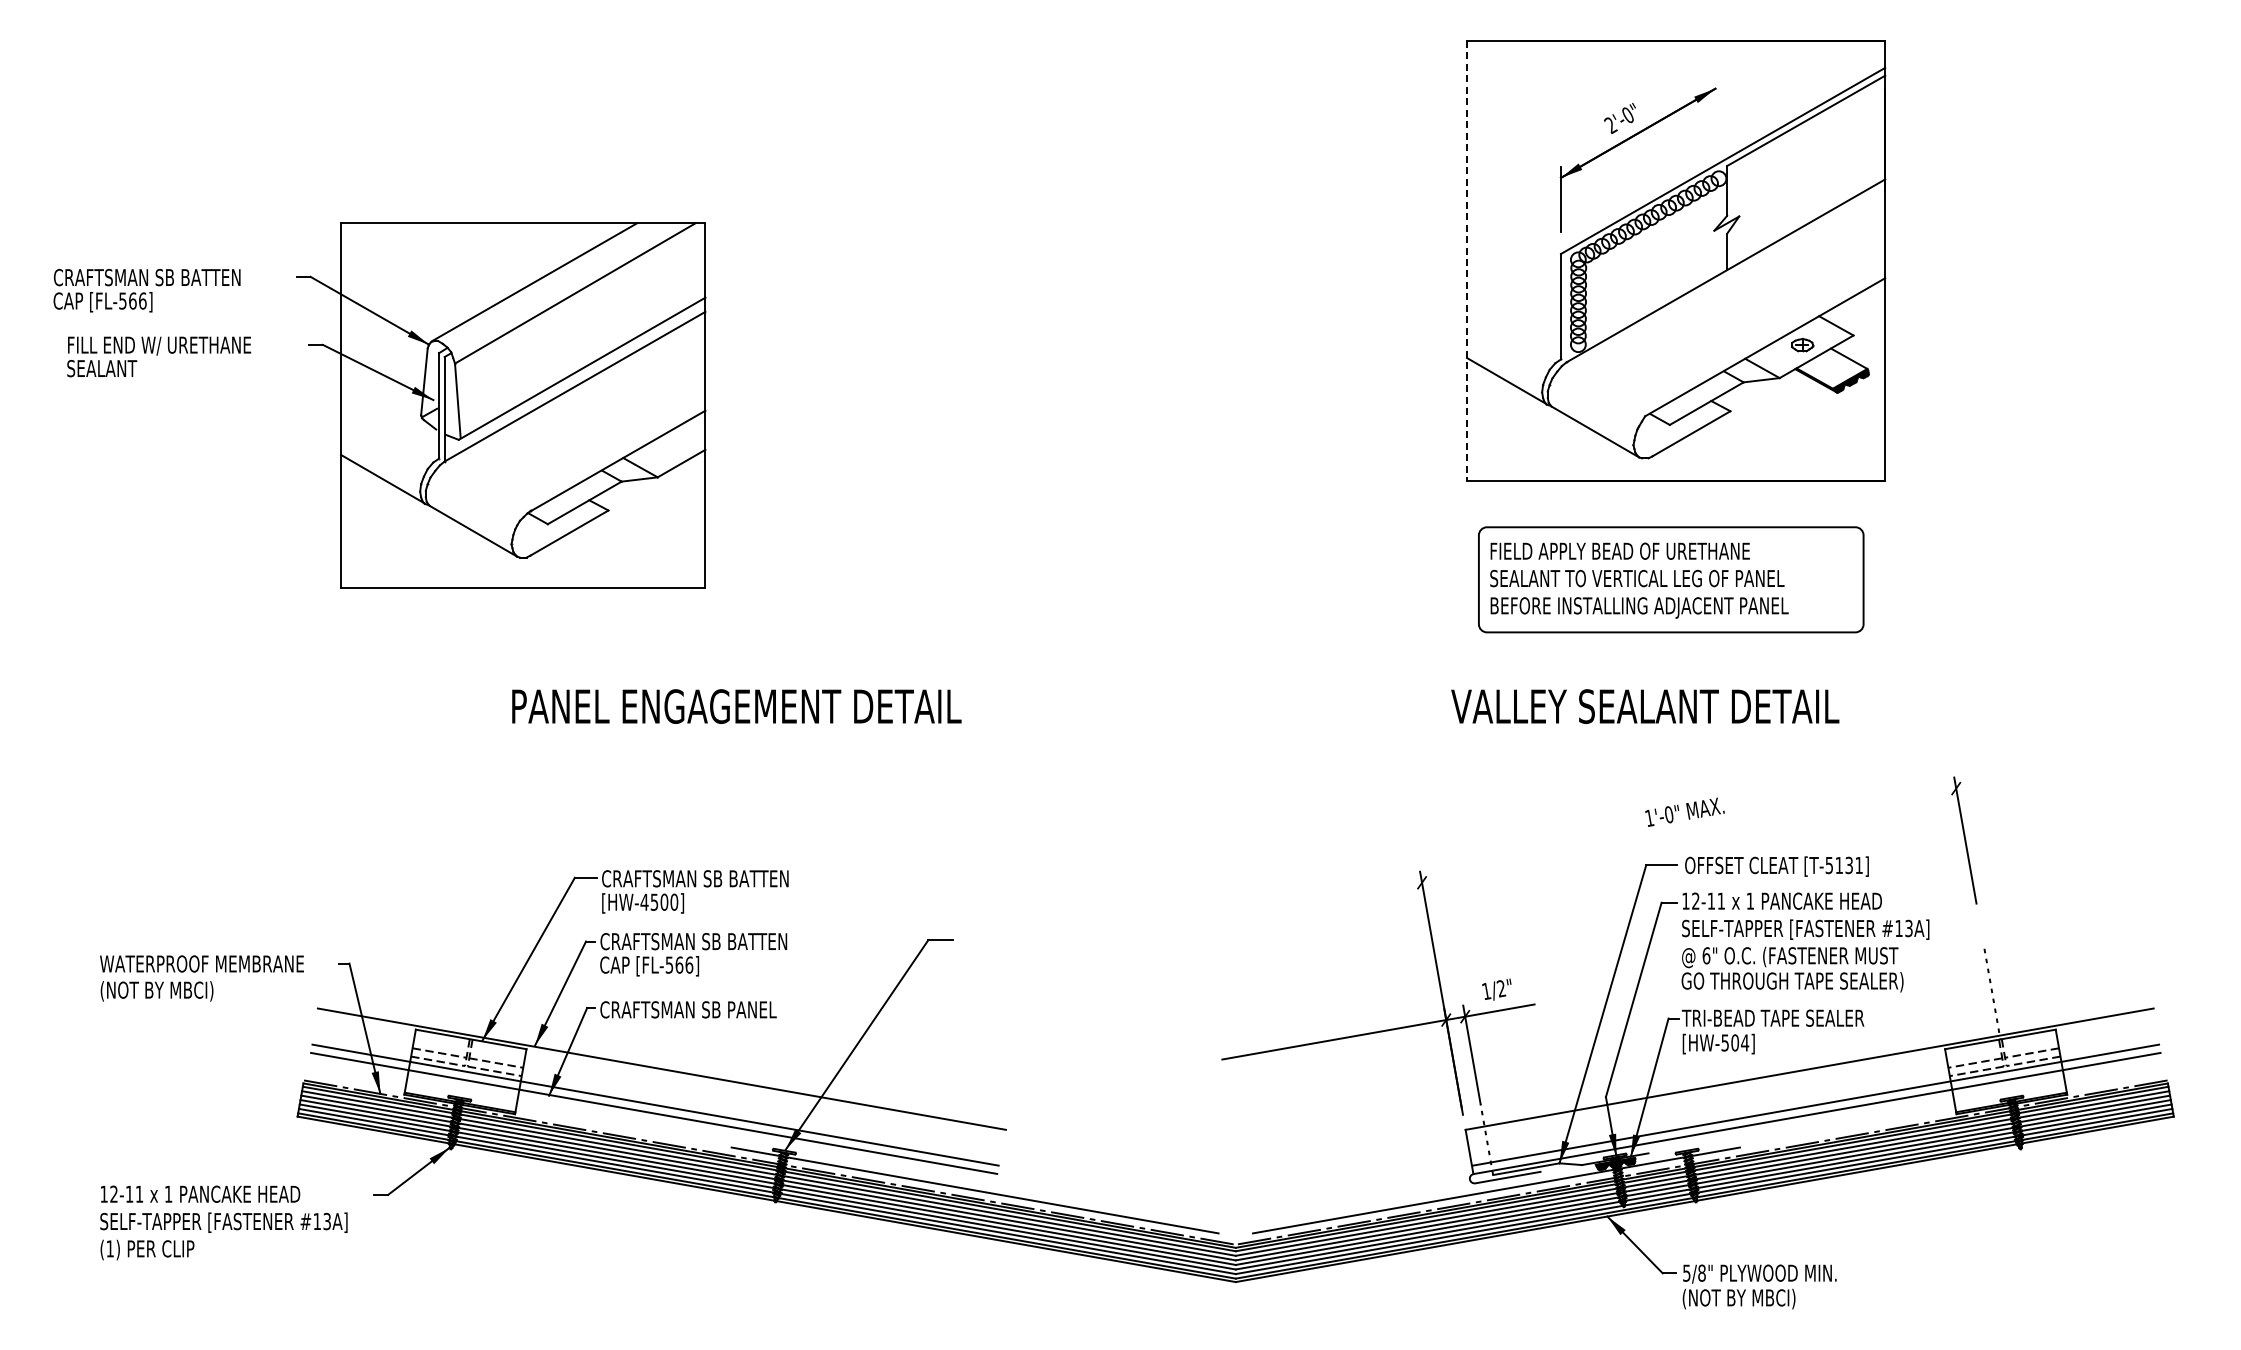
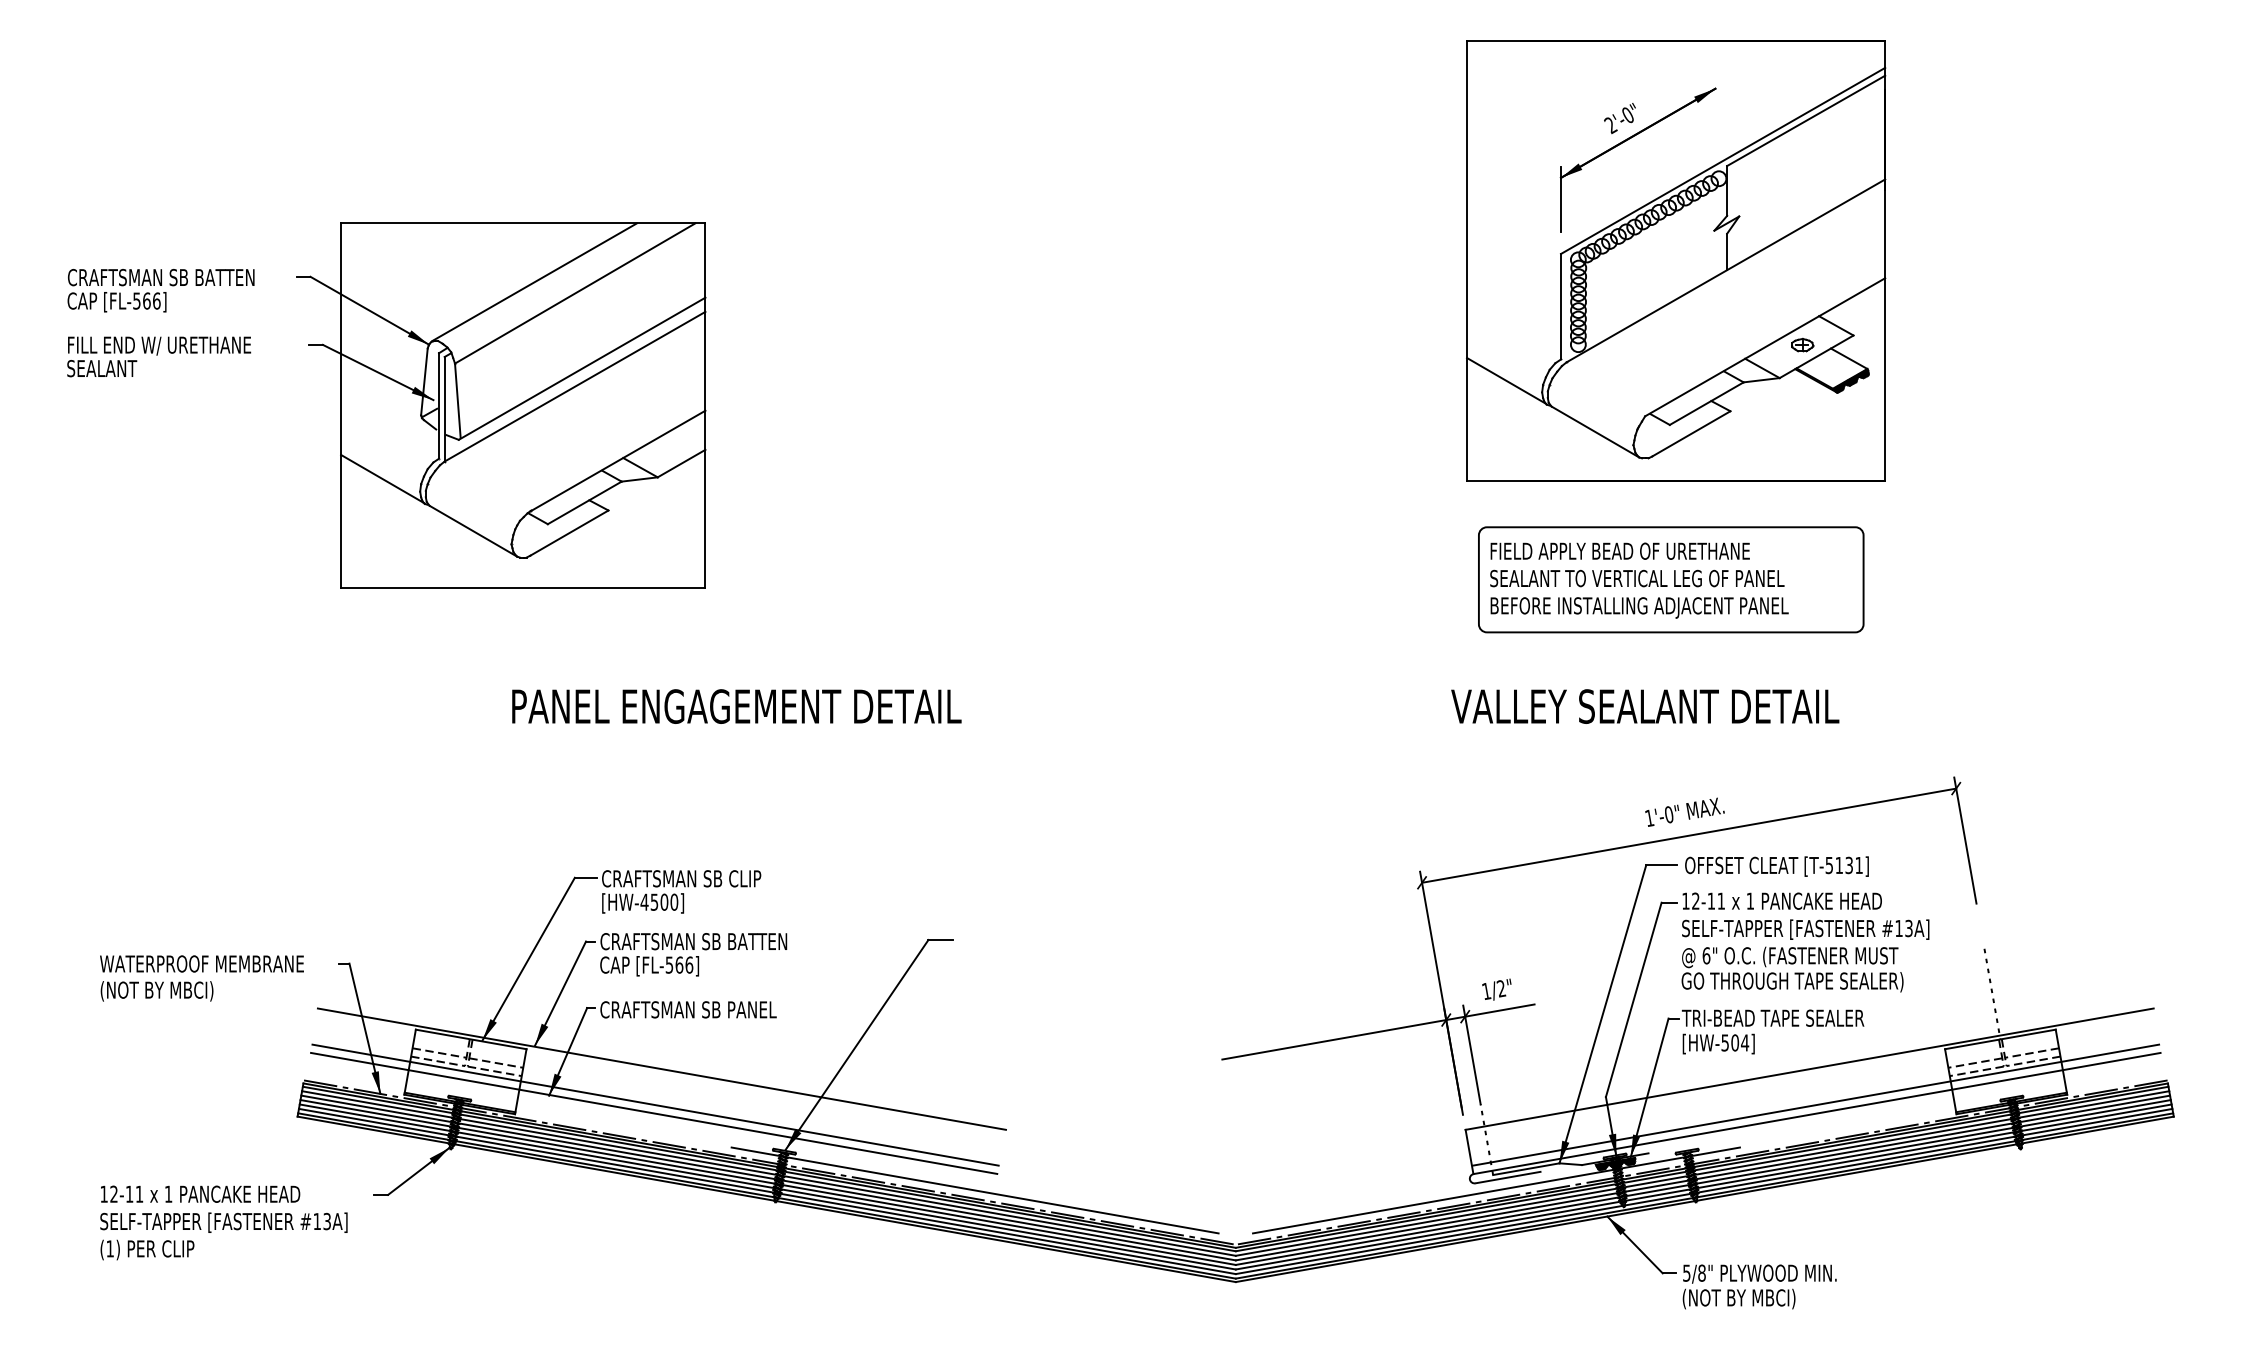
line: dashed -> solid (1467, 260)
text position: (146, 290) -> (160, 290) (160, 290)
line: none -> present (1689, 835)
text: CRAFTSMAN SB BATTEN -> CRAFTSMAN SB CLIP (758, 878)
